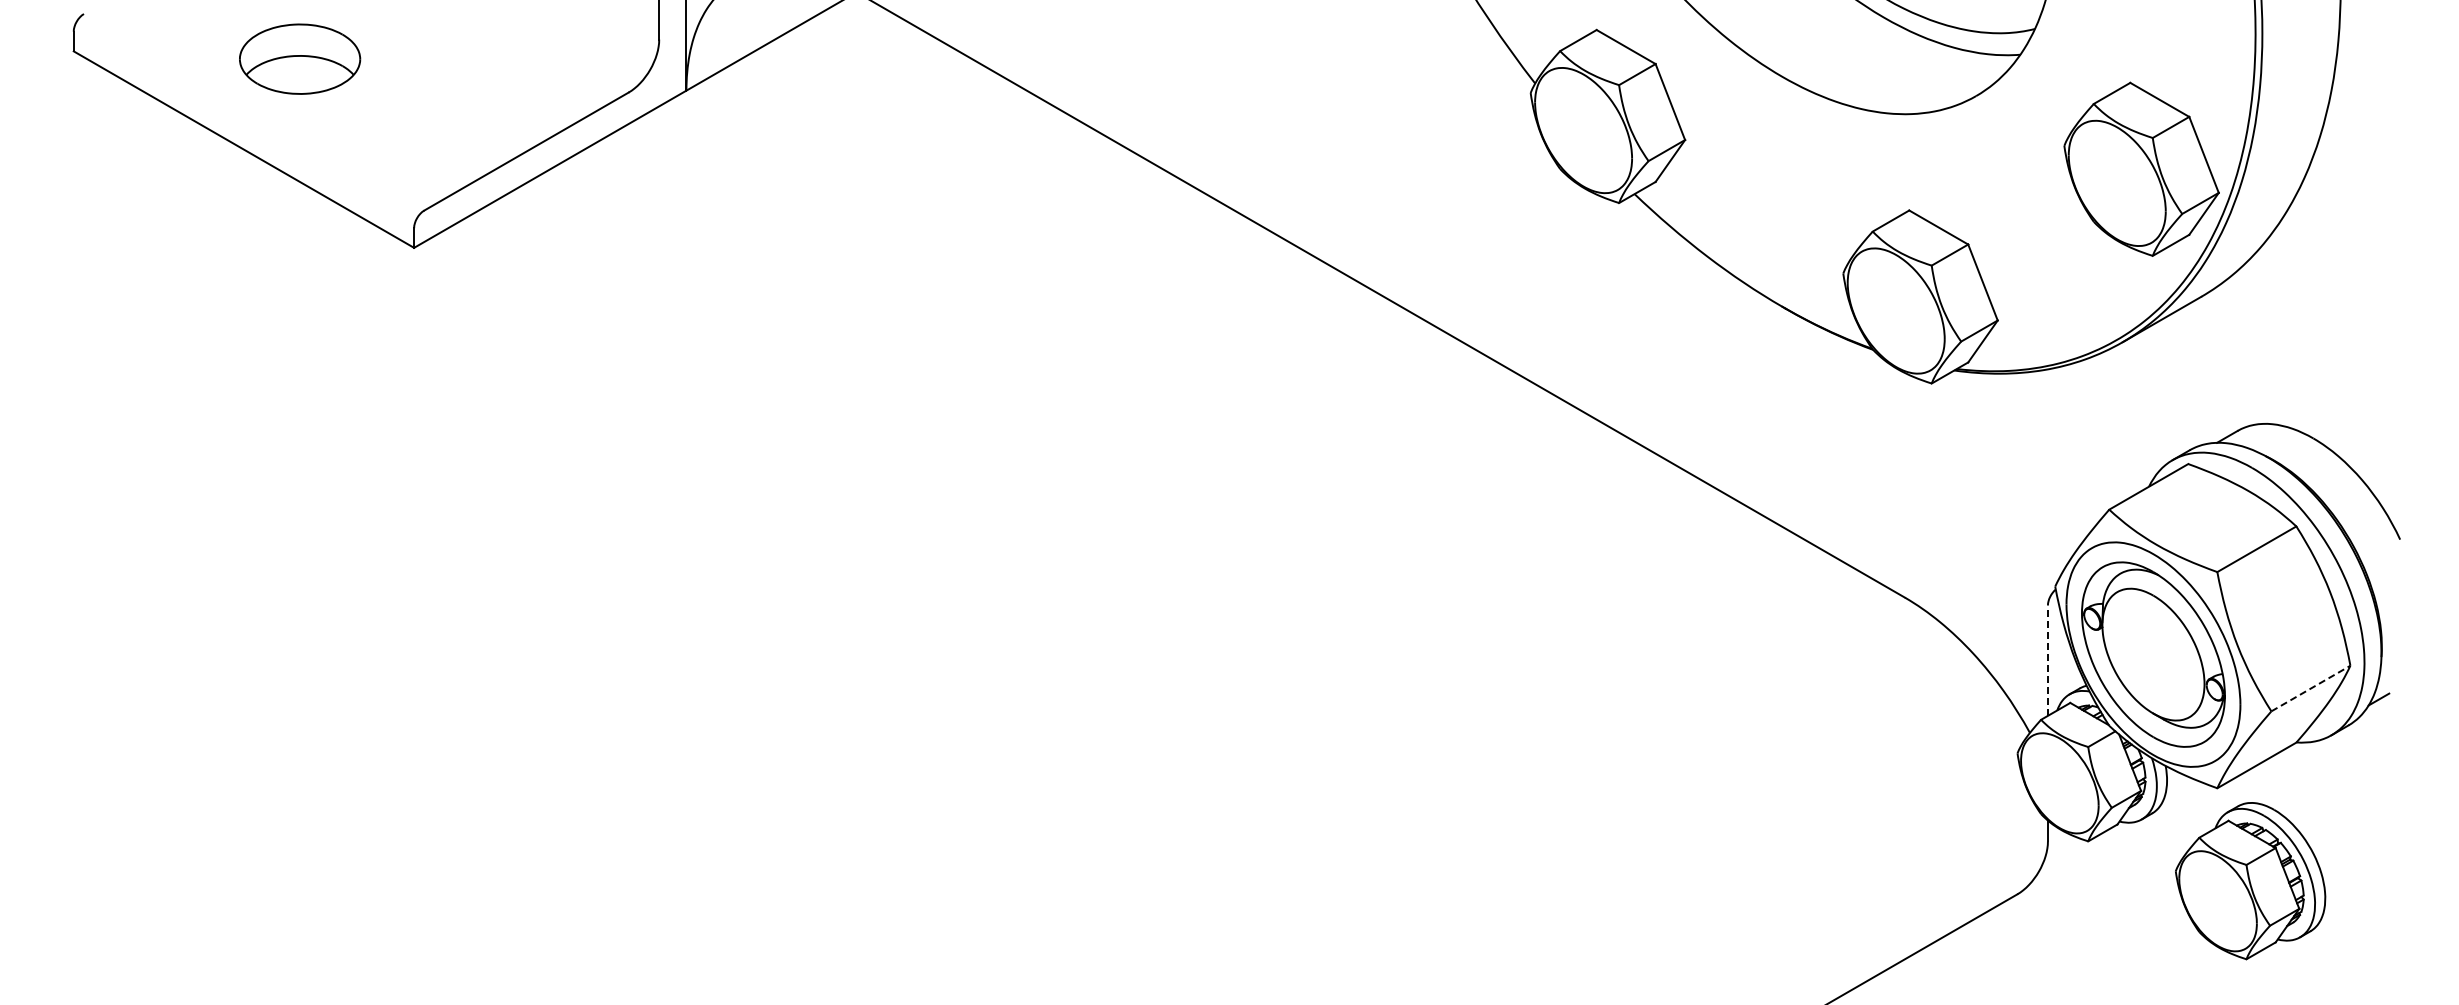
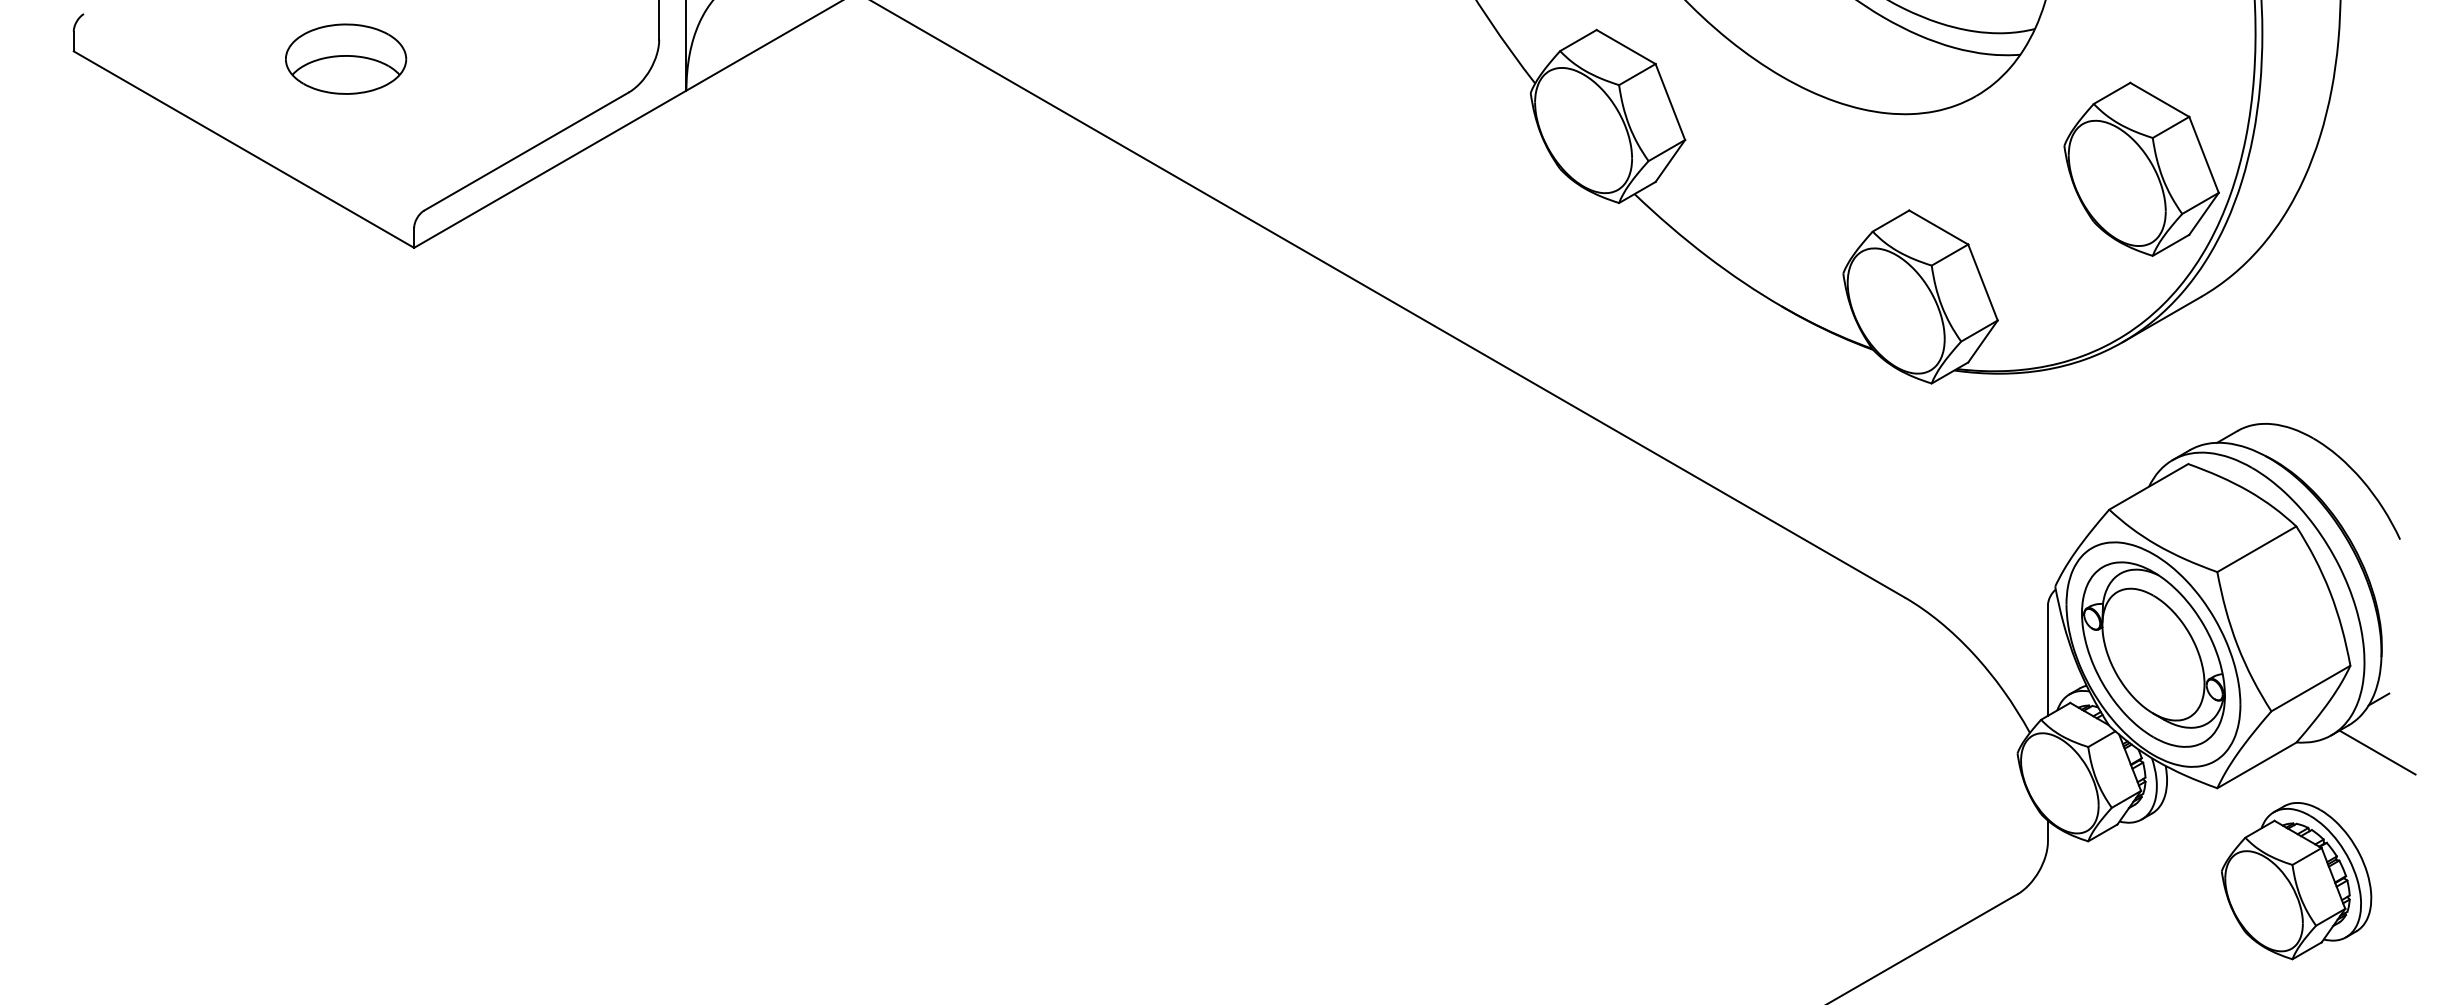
part position: (300, 58) -> (346, 58) (346, 58)
line: dashed -> solid (2047, 660)
line: dashed -> solid (2310, 688)
line: none -> present (2377, 752)
part position: (2250, 881) -> (2296, 881) (2296, 881)
